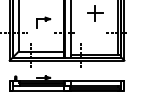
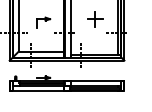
part position: (95, 13) -> (95, 19) (95, 19)
